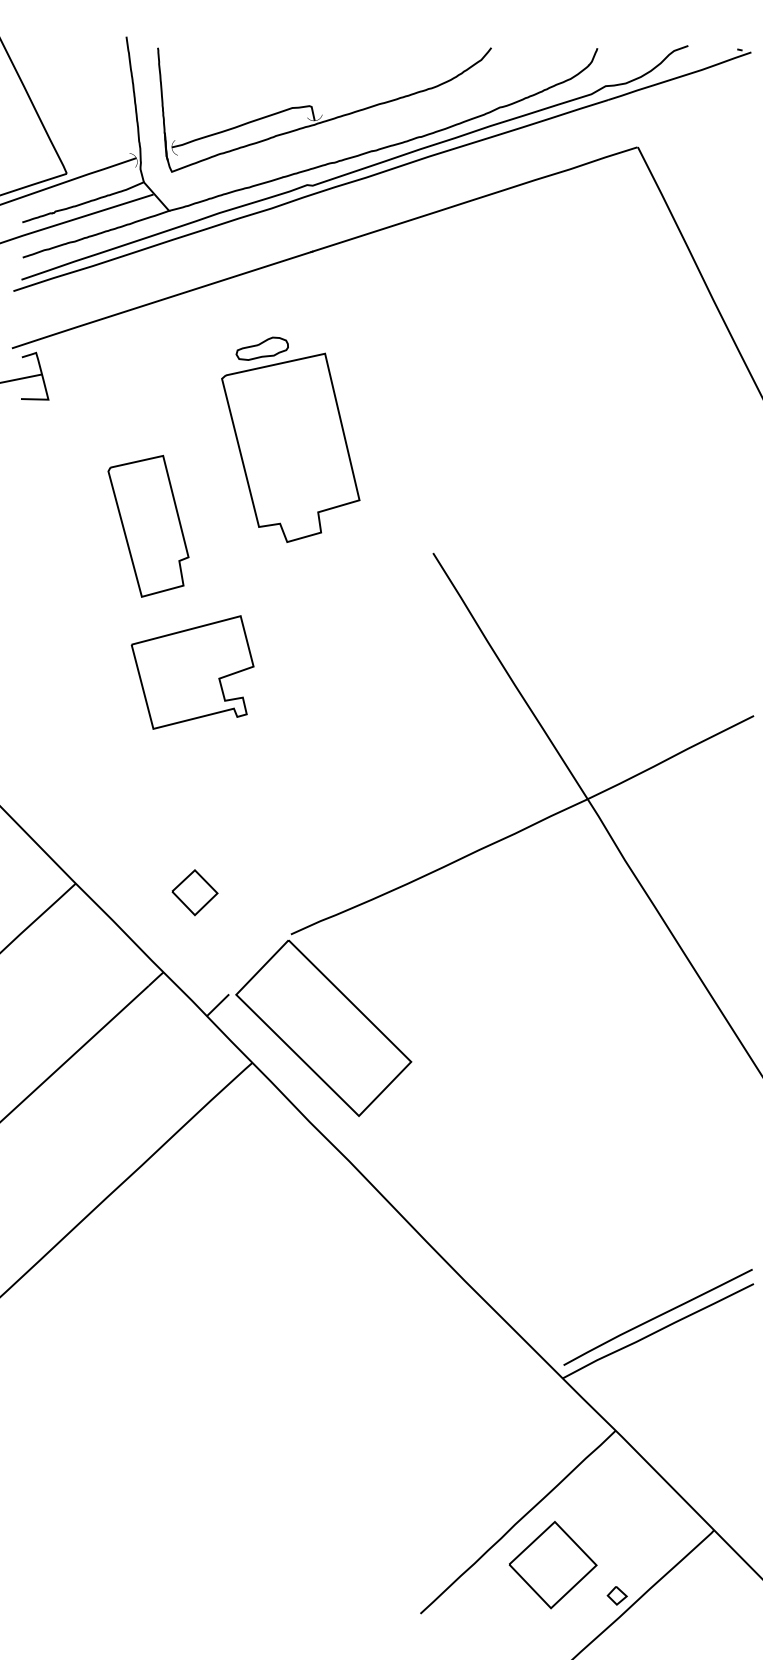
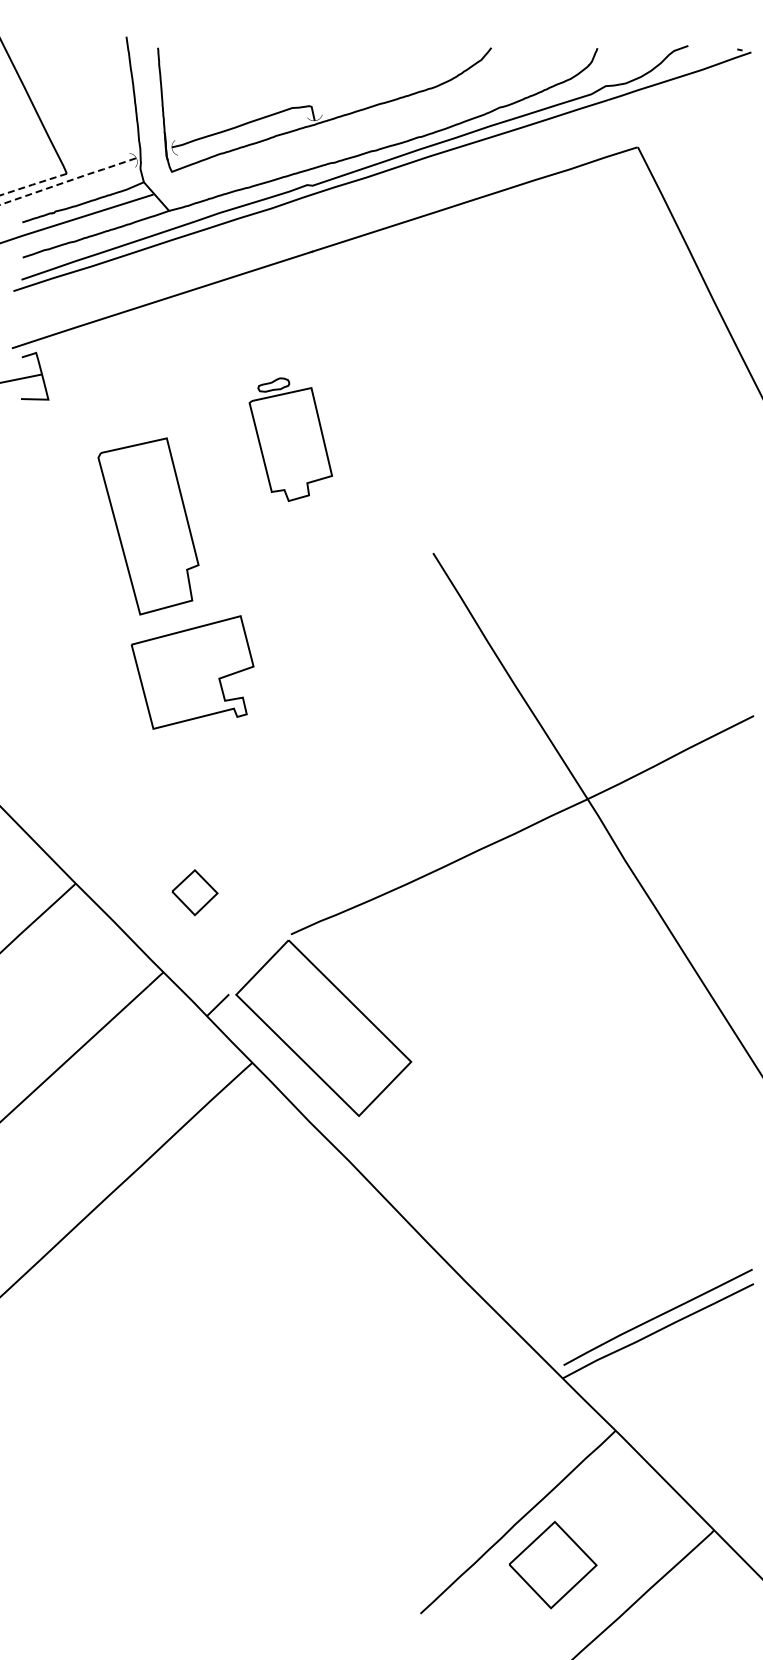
line: solid -> dashed (70, 180)
line: solid -> dashed (33, 184)
part size: 140x207 px -> 86x125 px (290, 439)
part size: 83x144 px -> 103x179 px (148, 526)
part: present -> none (616, 1595)
